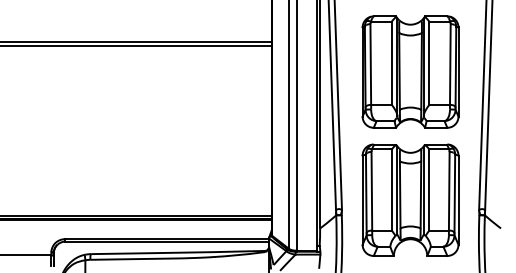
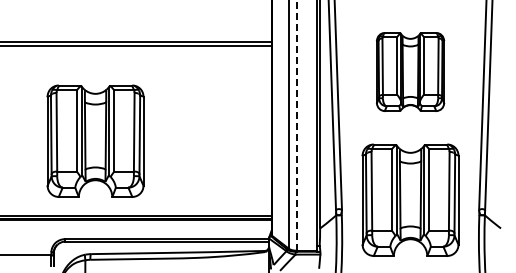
part size: 99x114 px -> 70x80 px (410, 71)
line: solid -> dashed (296, 125)
part: none -> present (95, 140)
